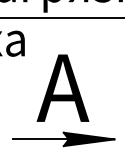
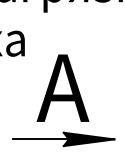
line: present -> none (61, 17)
